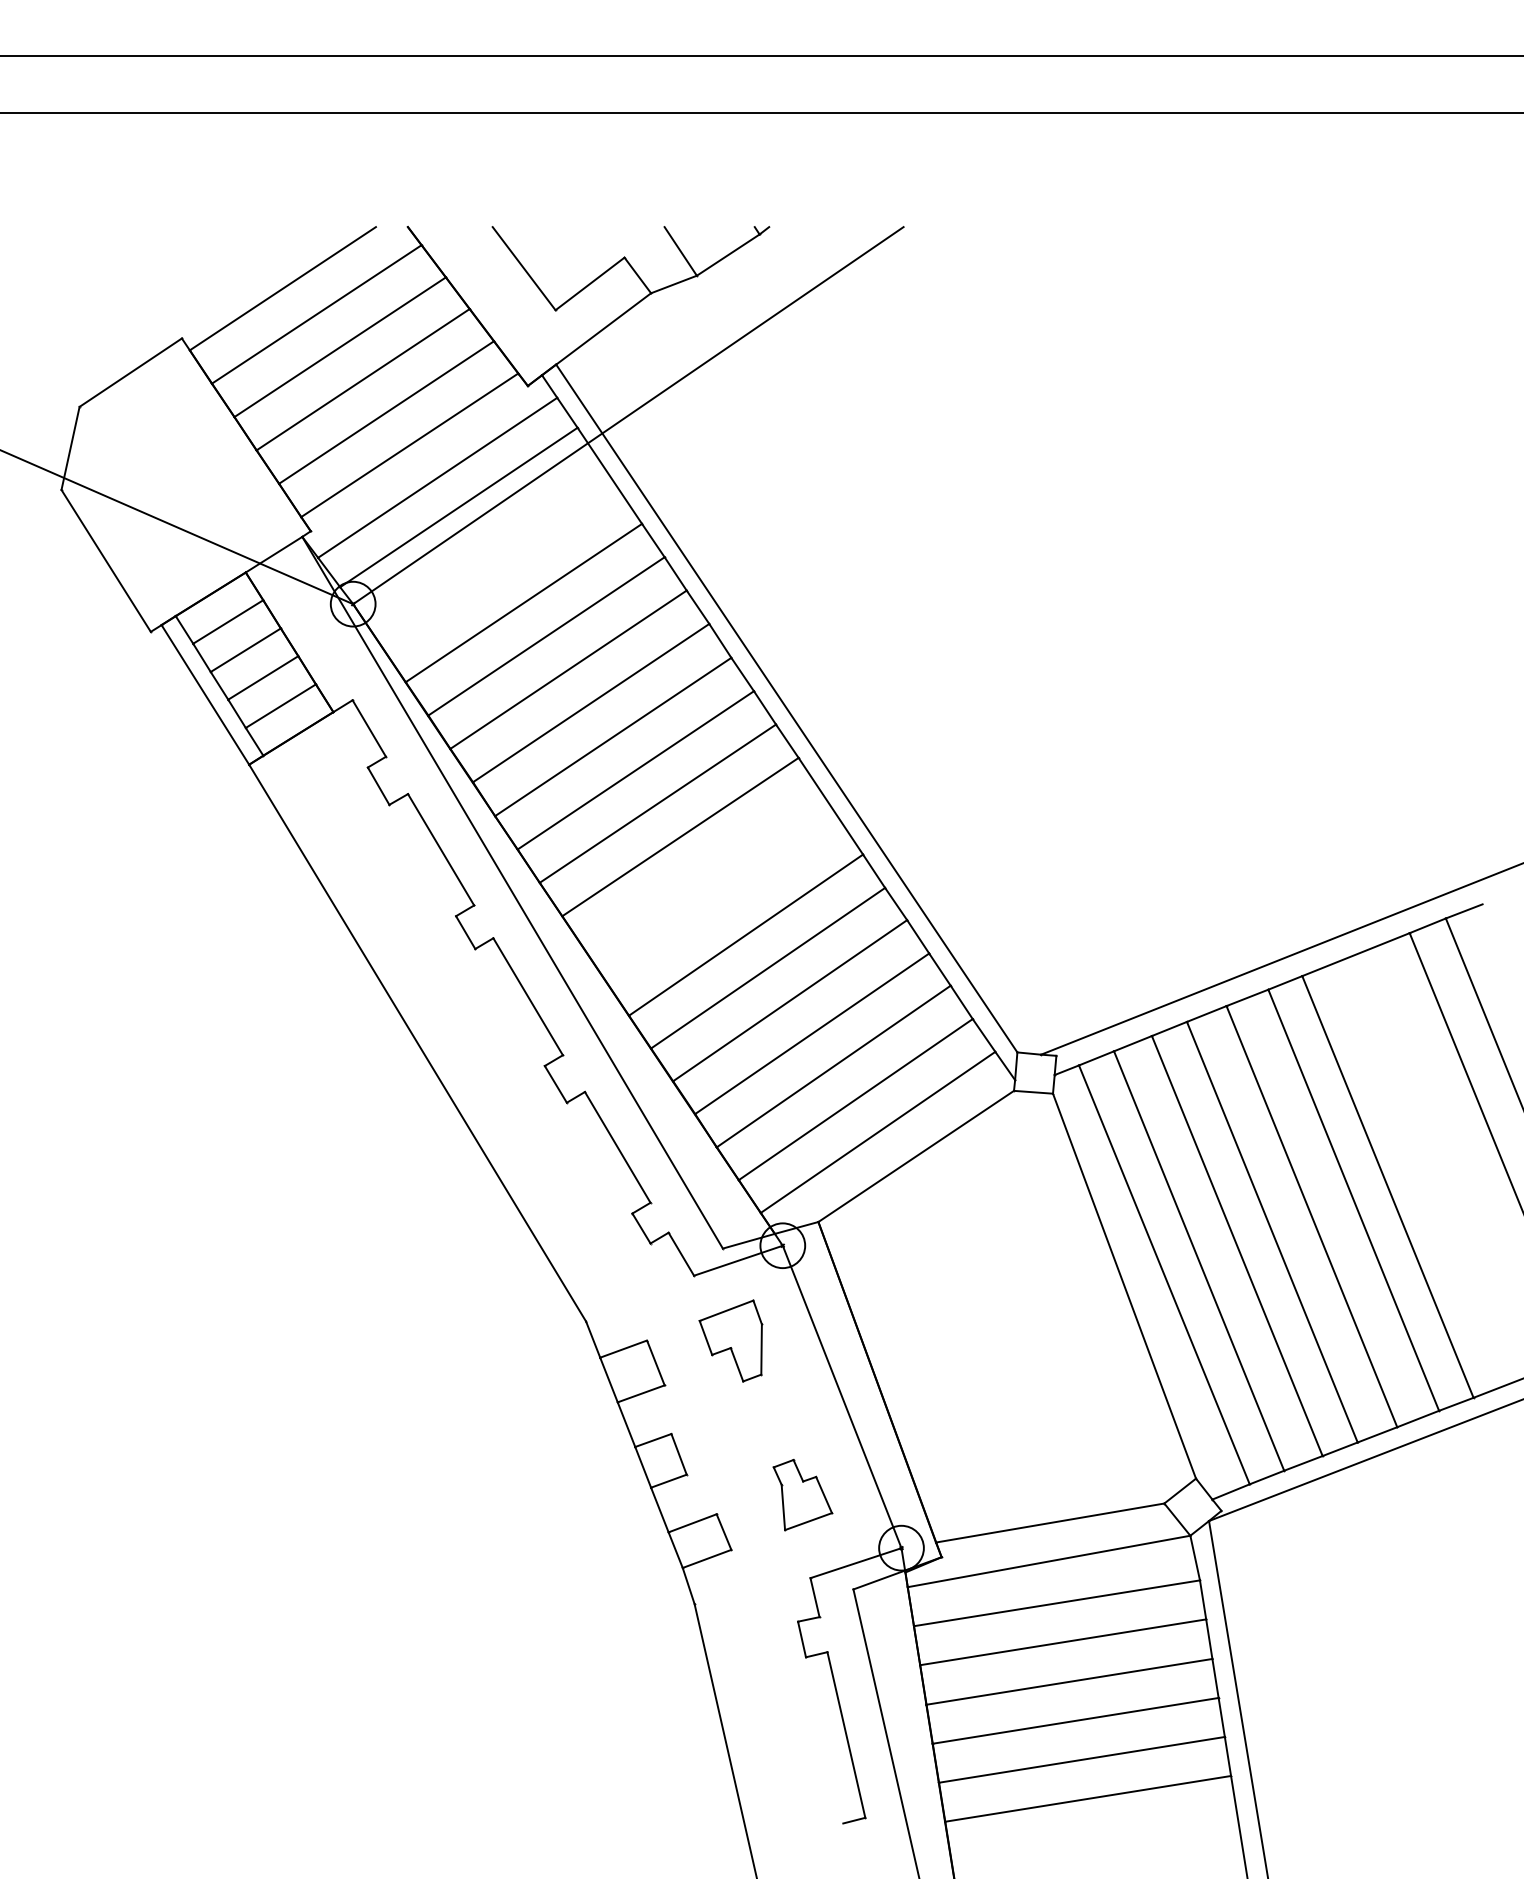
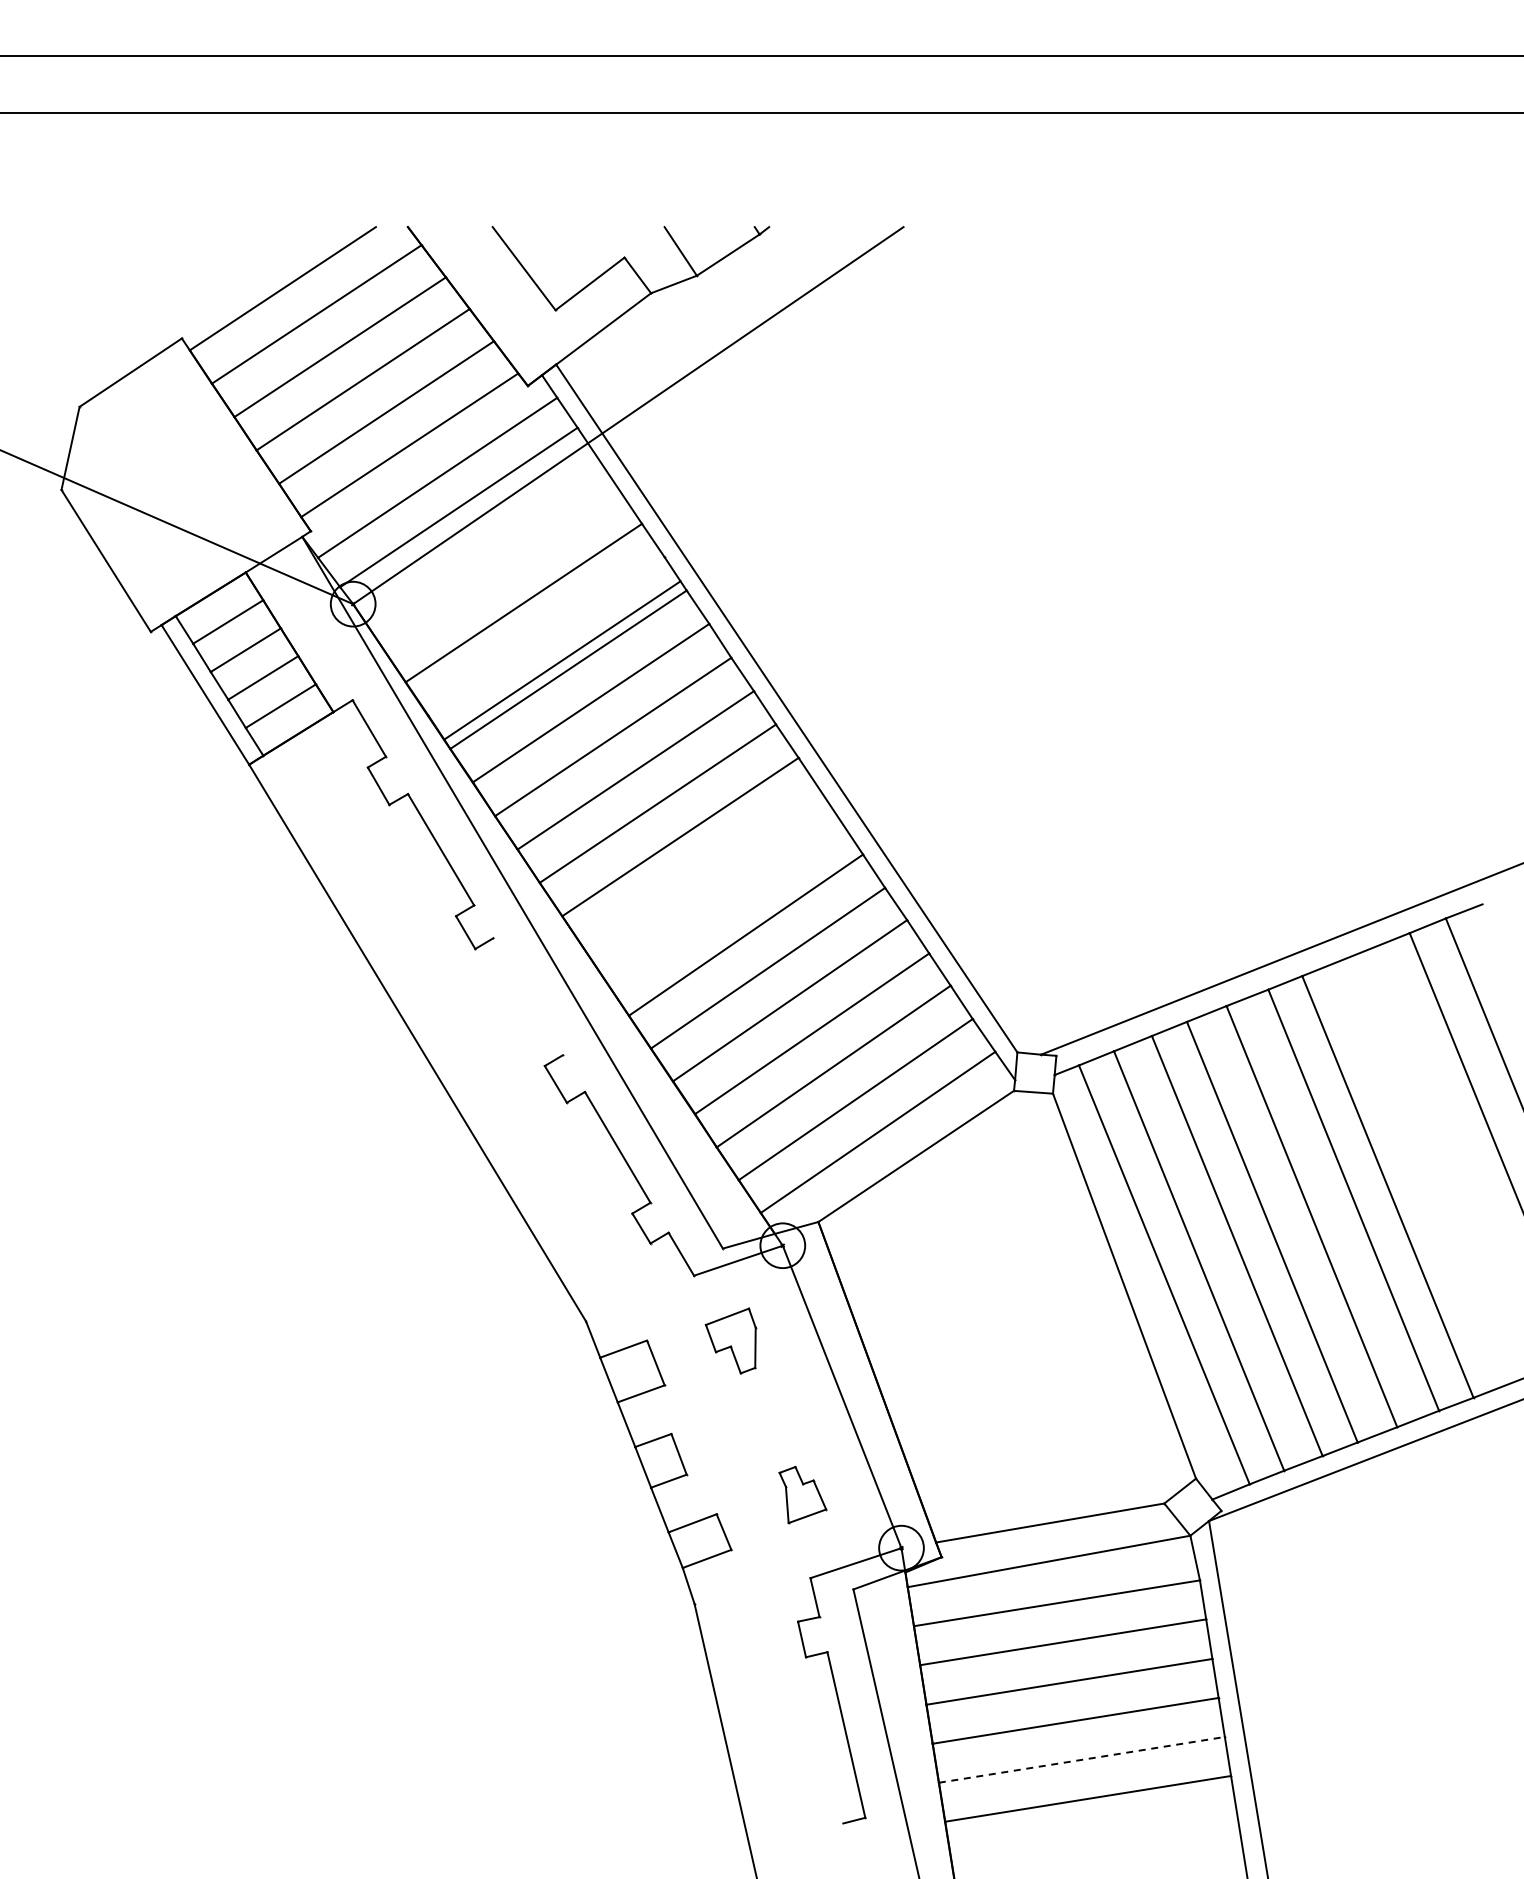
line position: (546, 636) -> (562, 660) (562, 660)
line: present -> none (527, 996)
part size: 66x84 px -> 54x68 px (730, 1340)
part size: 62x74 px -> 50x60 px (802, 1494)
line: solid -> dashed (1081, 1759)
